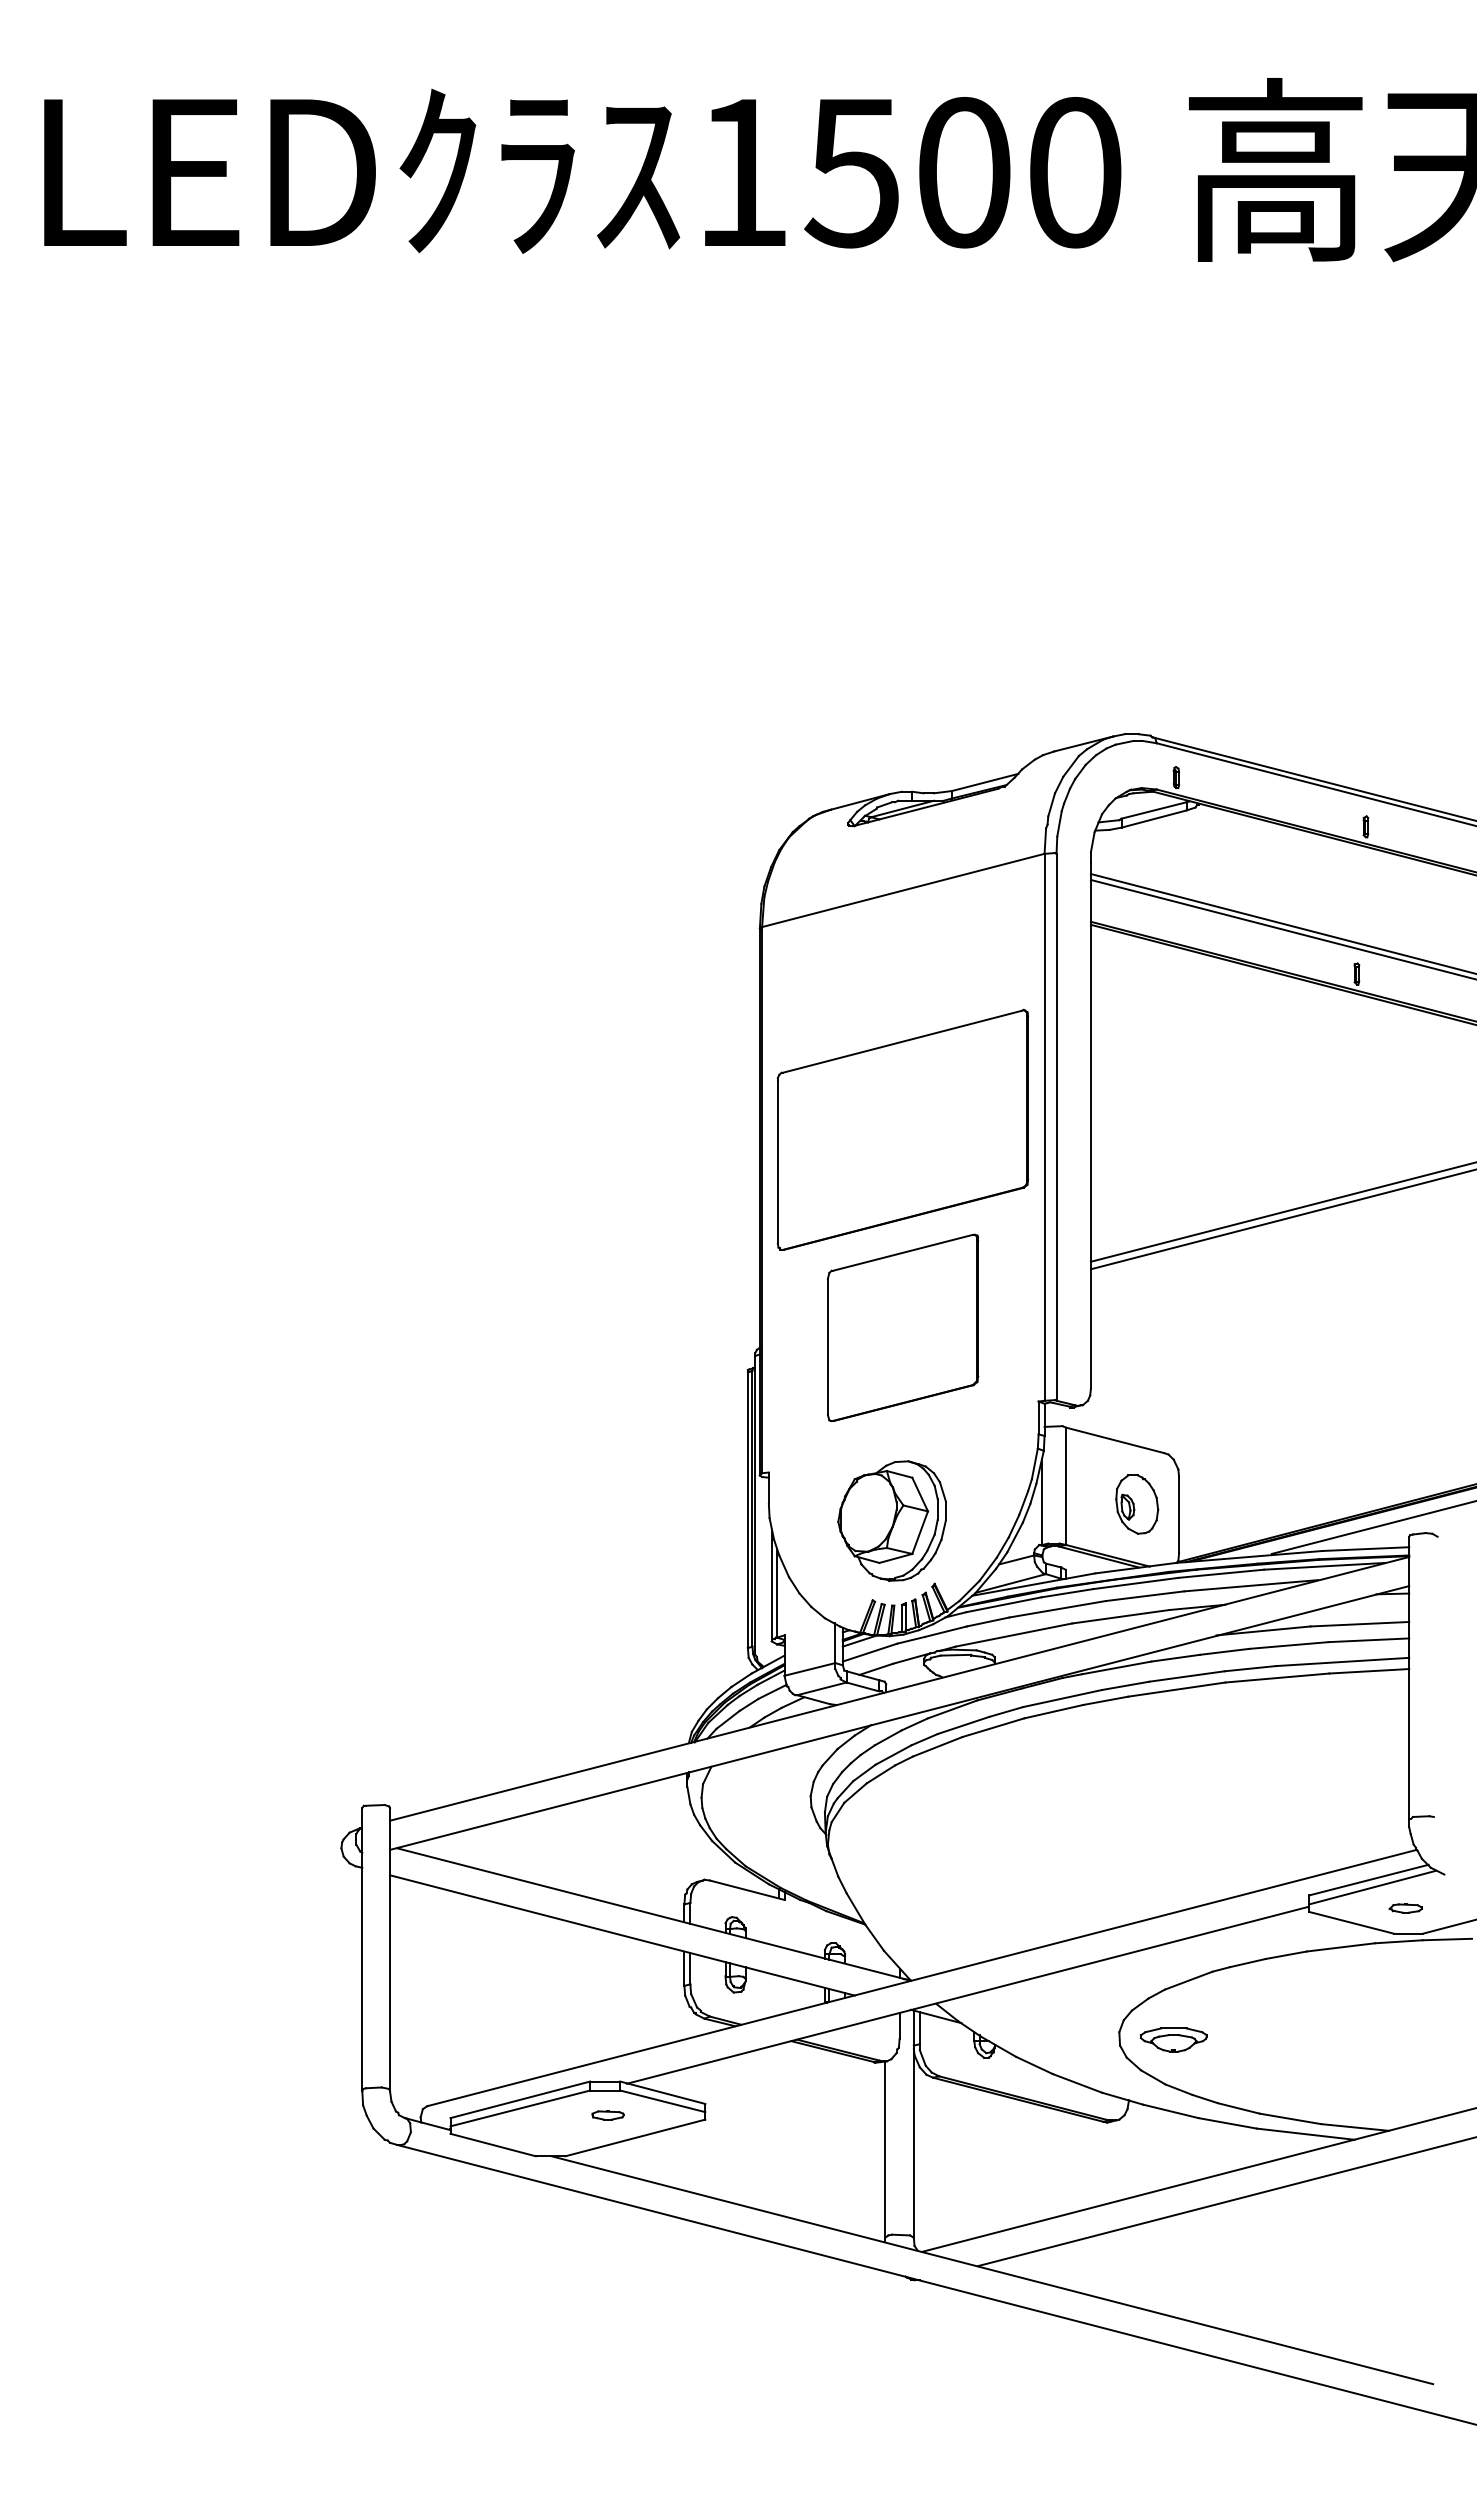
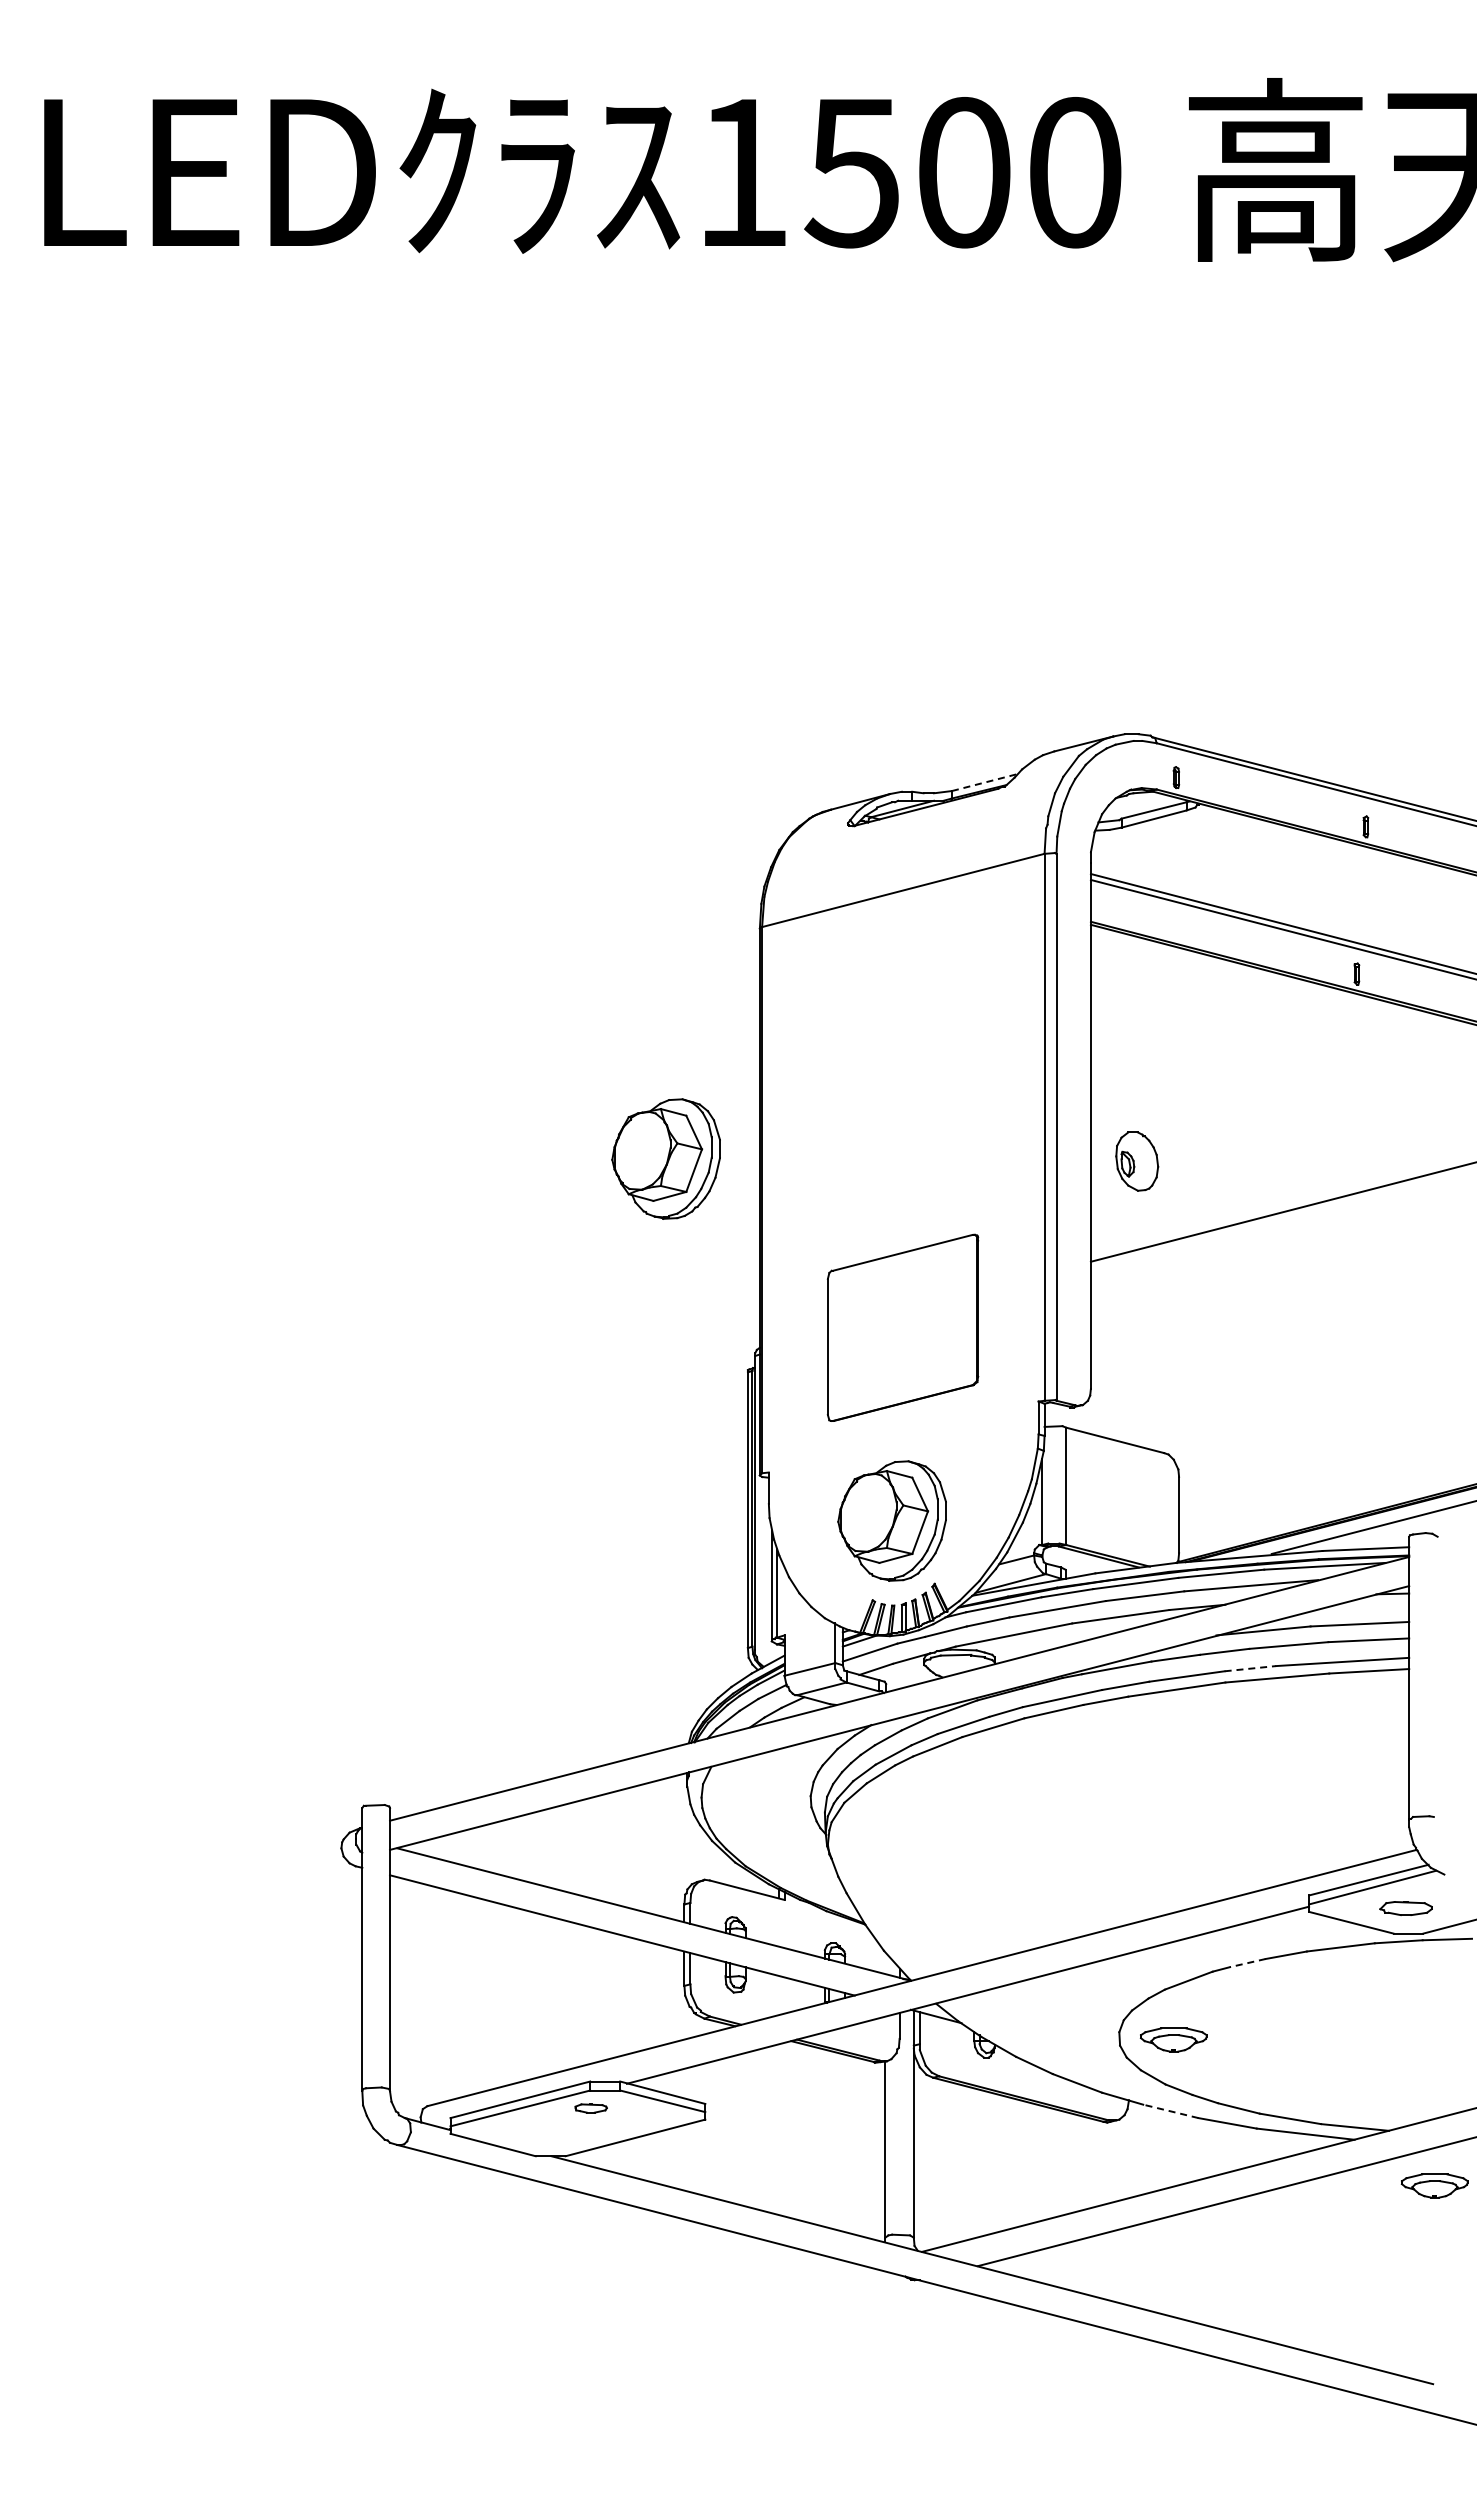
line: solid -> dashed (985, 782)
part: present -> none (902, 1129)
part: none -> present (665, 1158)
line: present -> none (1281, 1219)
part position: (1137, 1504) -> (1137, 1161) (1137, 1161)
line: solid -> dashed (1250, 1668)
part size: 35x11 px -> 54x15 px (1405, 1908)
line: solid -> dashed (1247, 1963)
line: solid -> dashed (1170, 2111)
part position: (607, 2115) -> (590, 2108) (590, 2108)
part: none -> present (1434, 2185)
